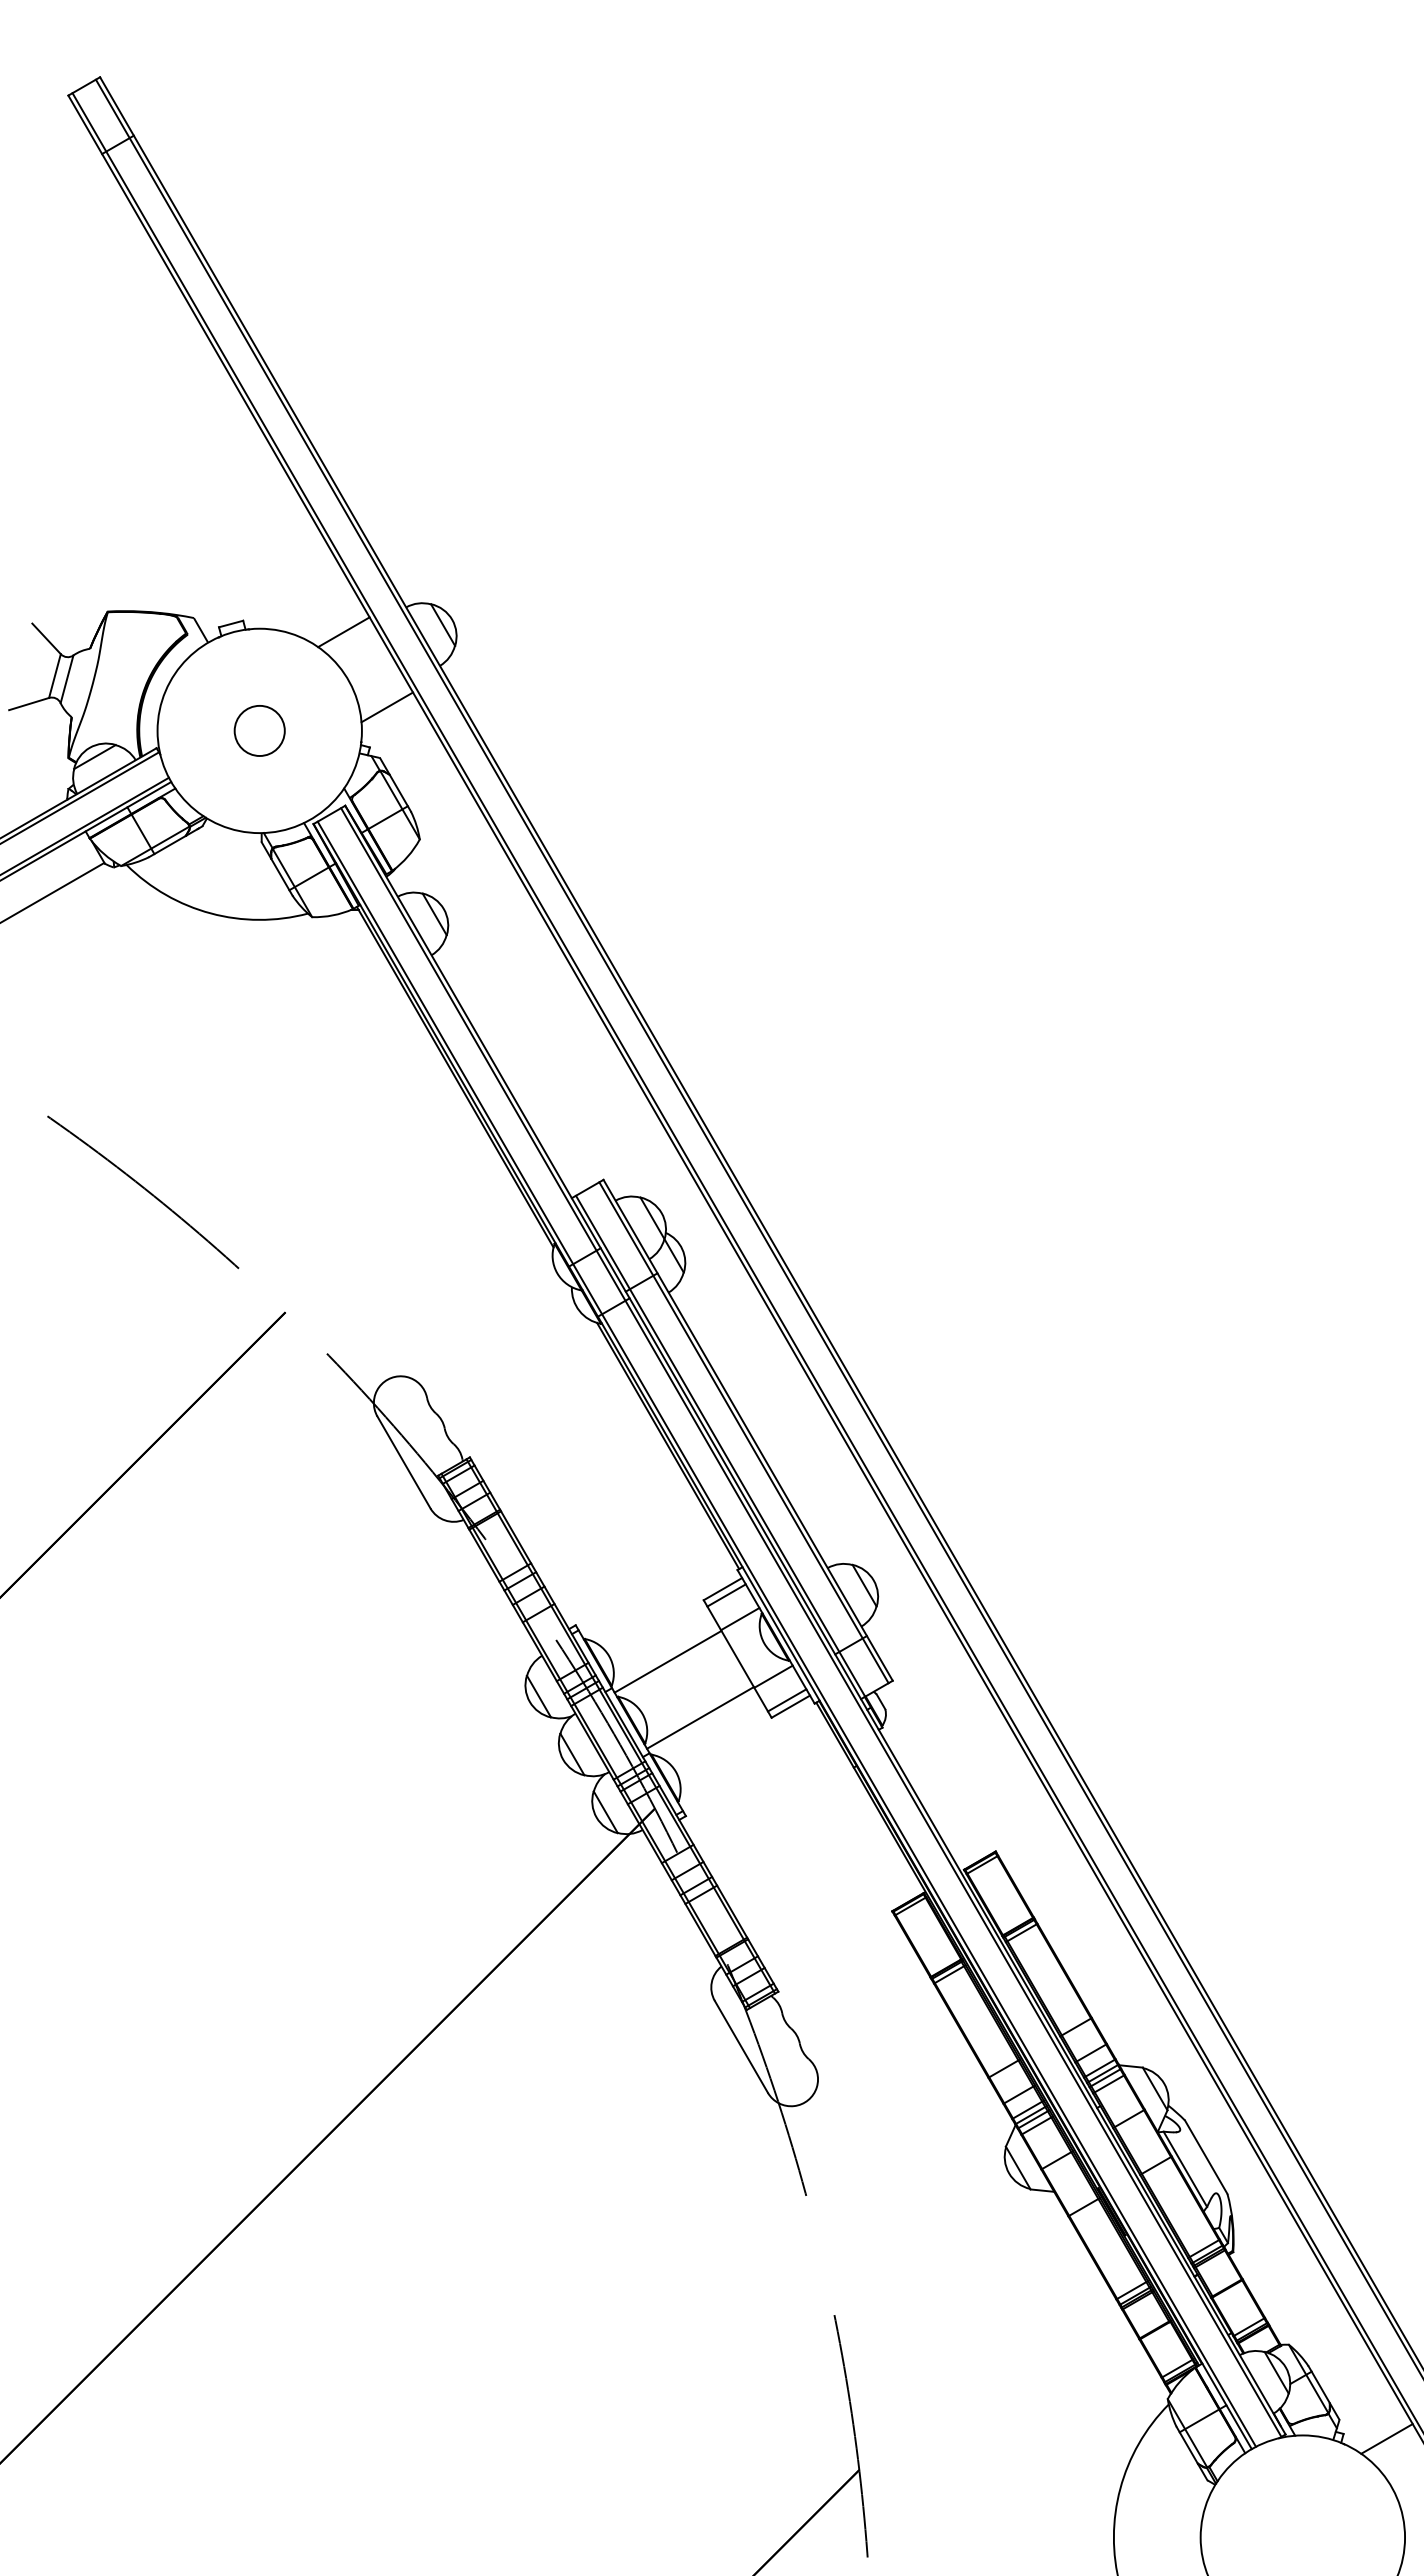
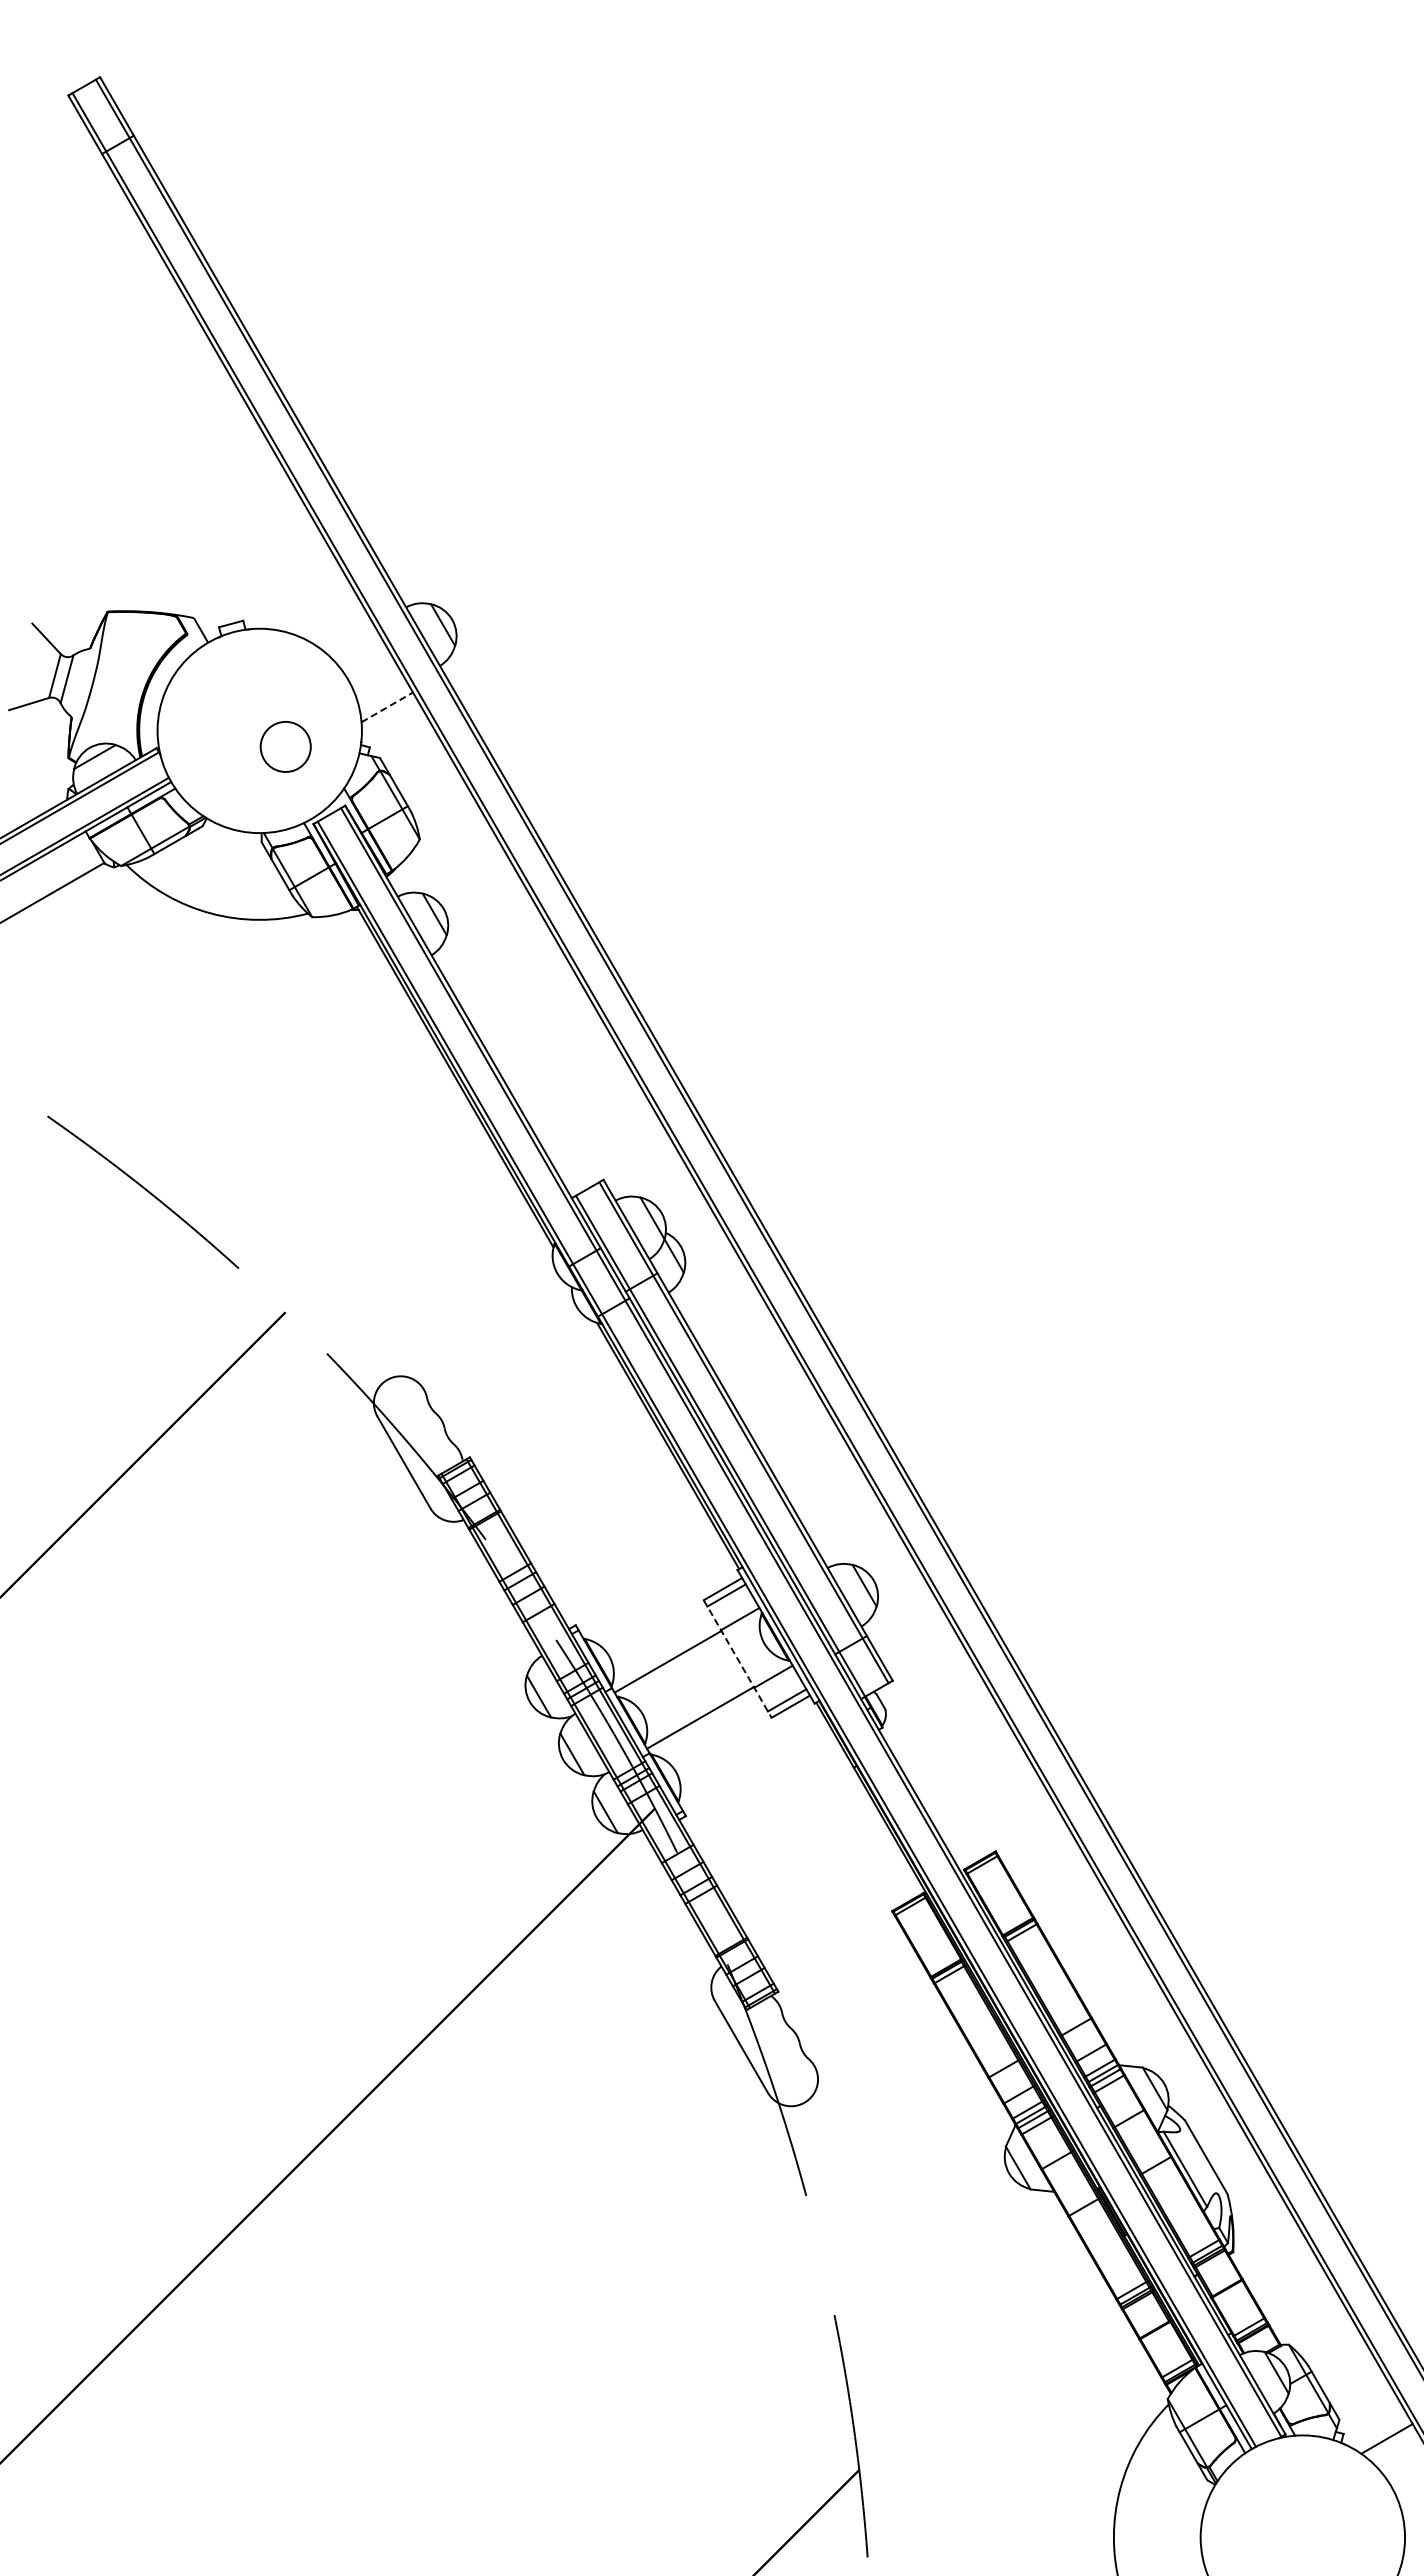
line: present -> none (343, 632)
line: solid -> dashed (387, 707)
circle position: (259, 730) -> (285, 746) (285, 746)
line: solid -> dashed (737, 1659)
